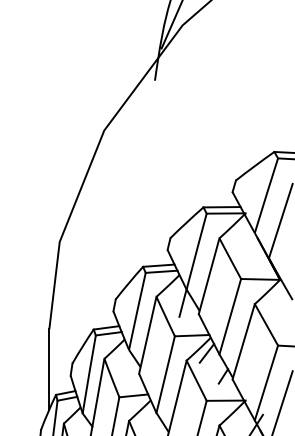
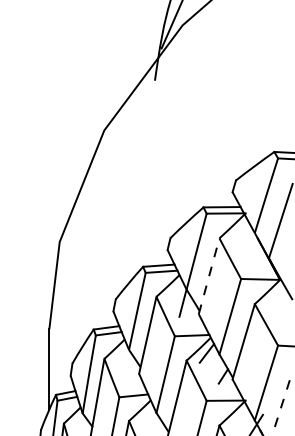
line: solid -> dashed (209, 275)
line: solid -> dashed (282, 403)
